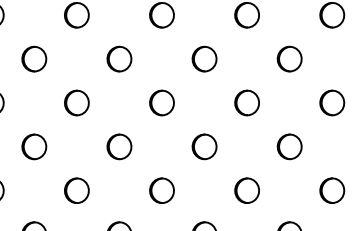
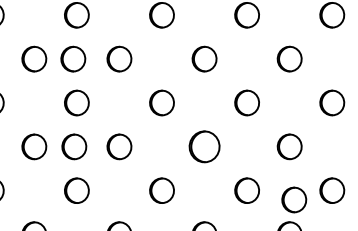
part: none -> present (73, 58)
part: none -> present (74, 146)
part size: 27x28 px -> 33x34 px (204, 146)
part: none -> present (294, 199)
